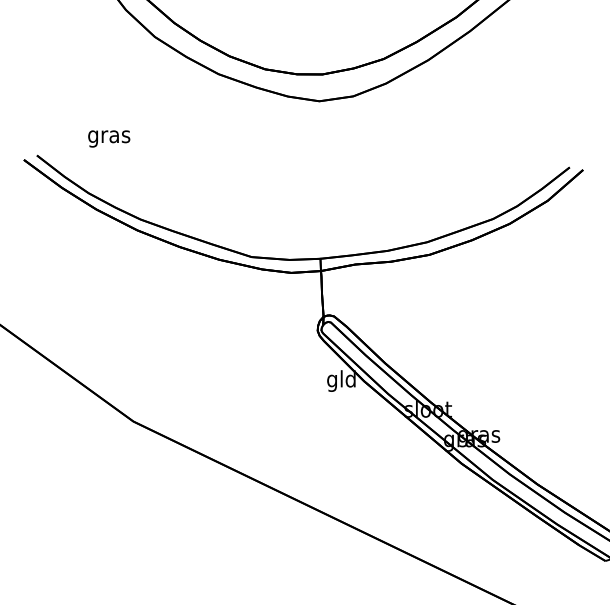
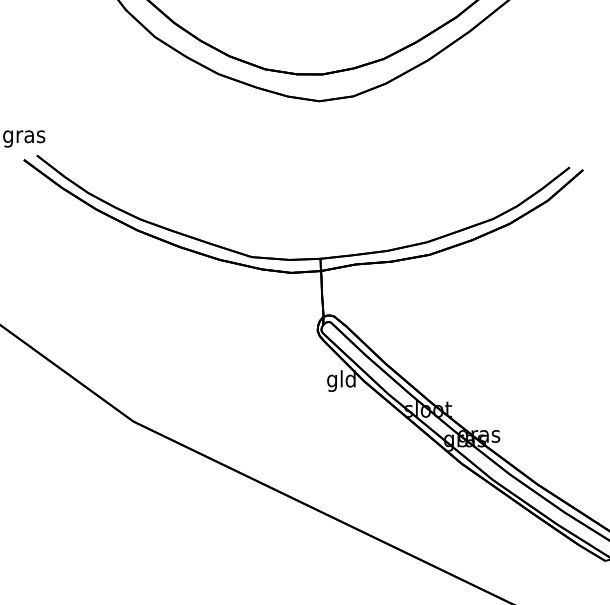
text position: (109, 138) -> (24, 138) (24, 138)
